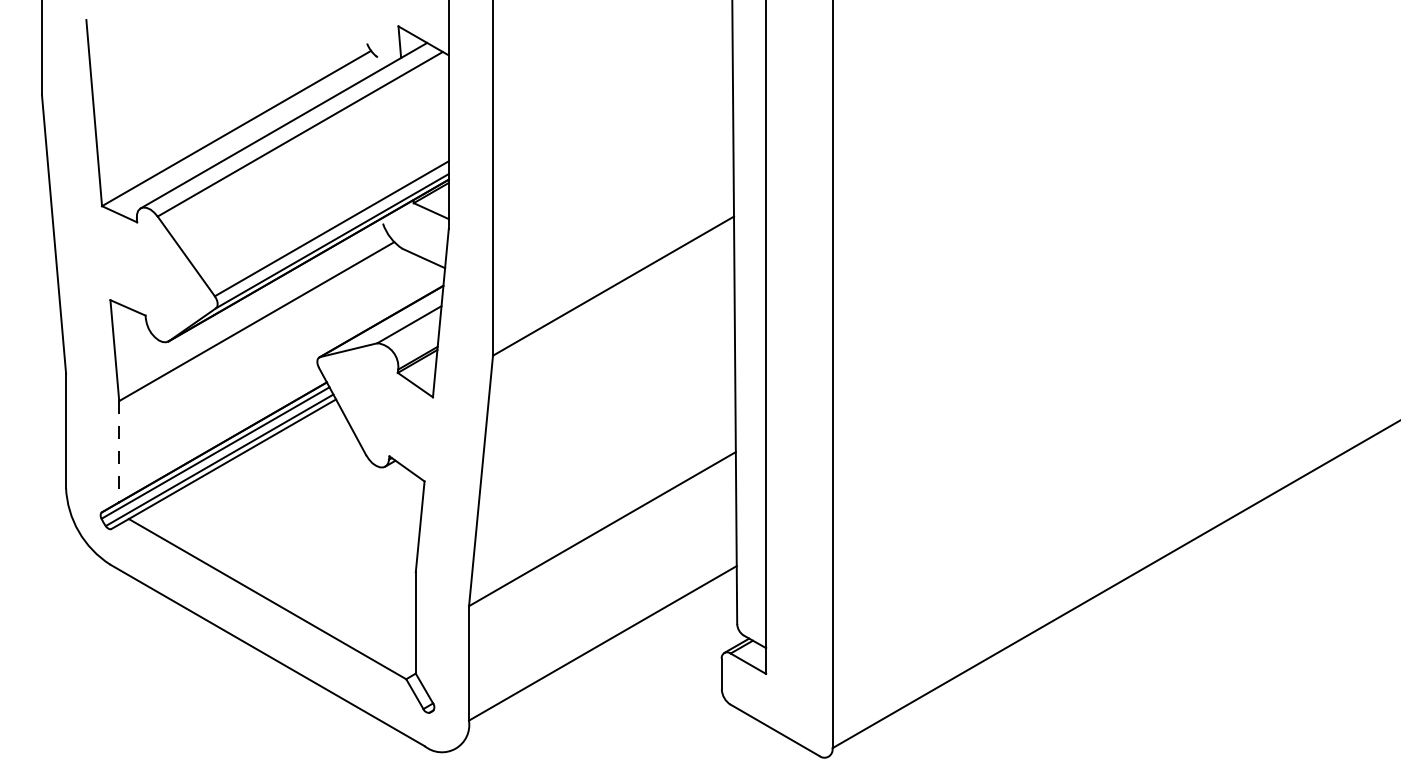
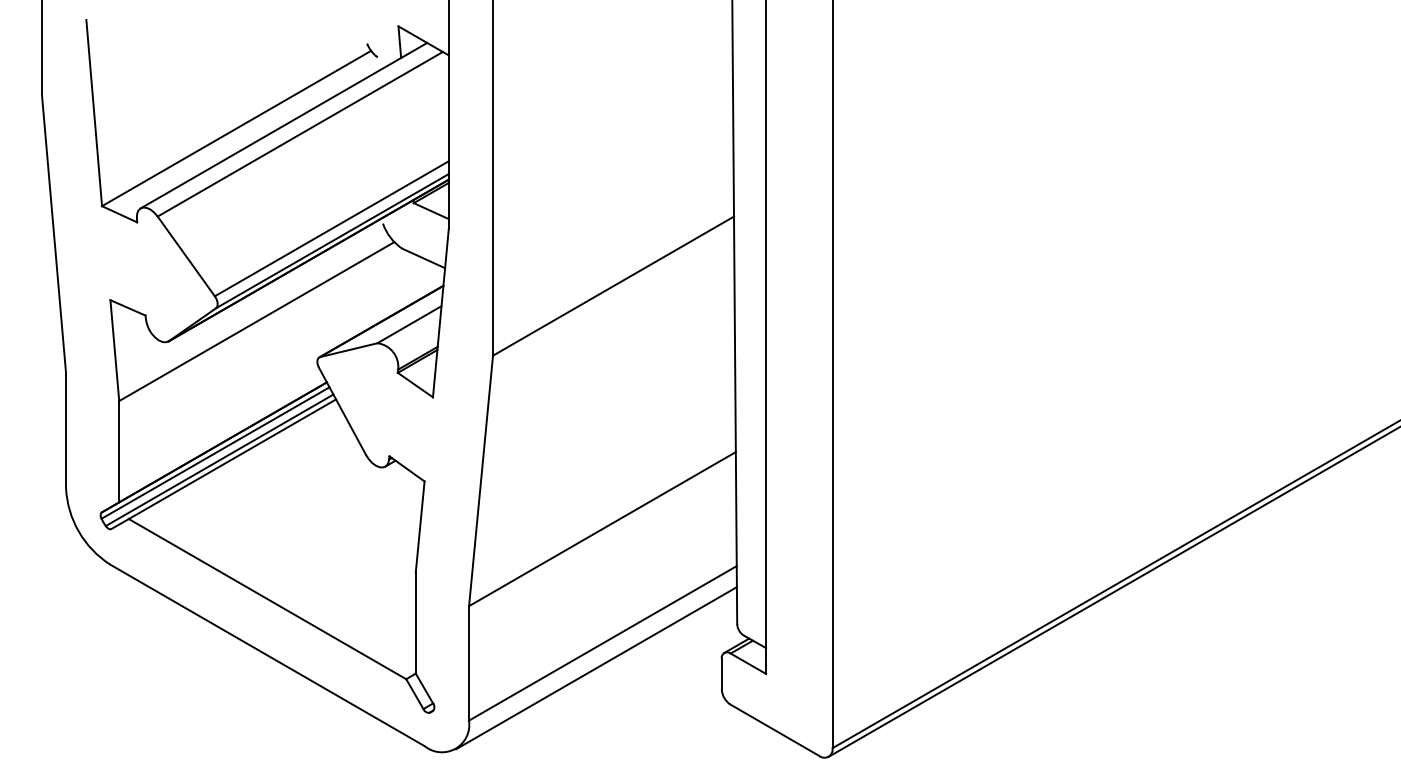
line: dashed -> solid (119, 451)
line: none -> present (1112, 592)
line: none -> present (596, 668)
